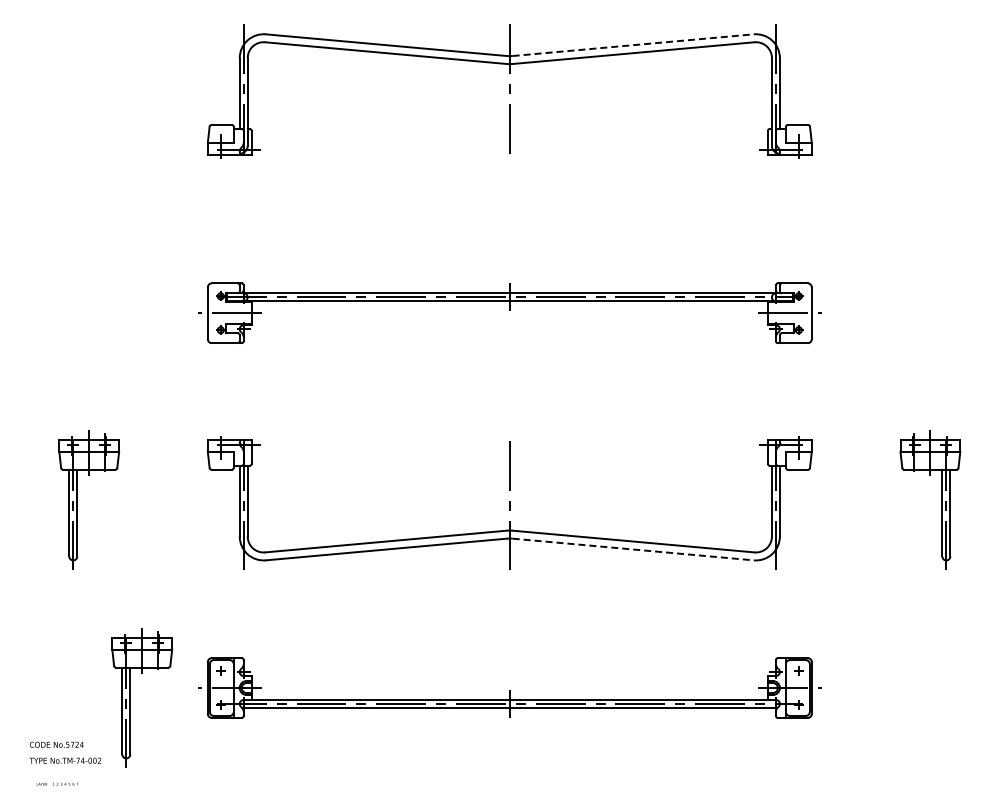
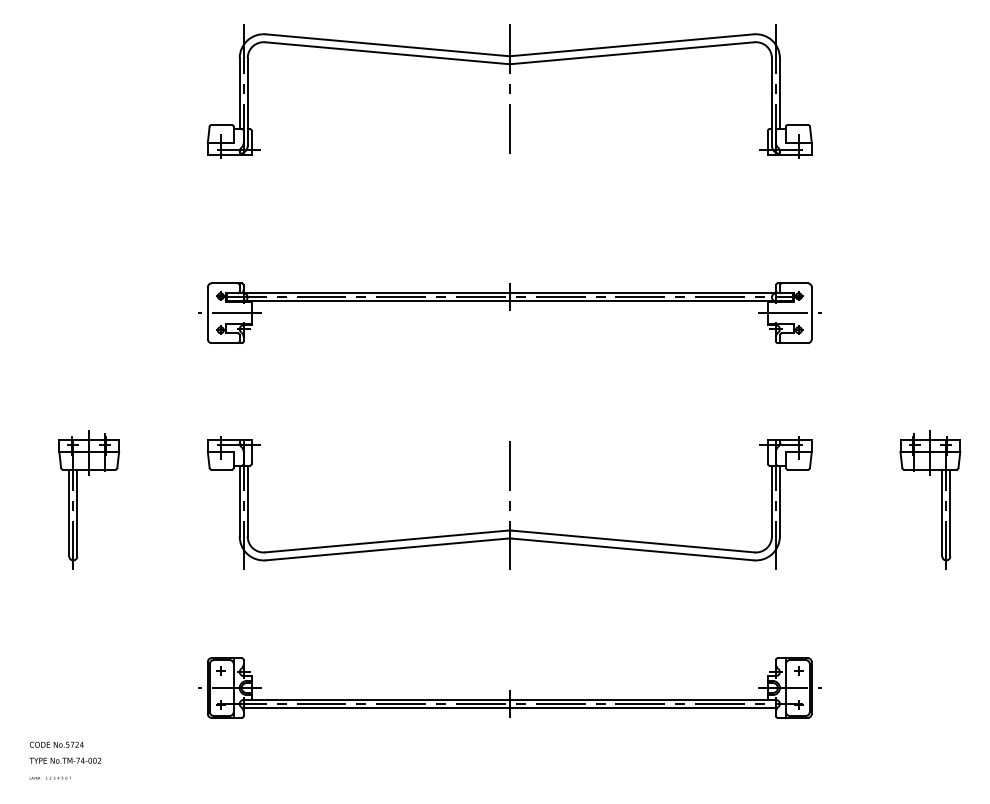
line: dashed -> solid (633, 45)
line: dashed -> solid (633, 549)
part: present -> none (130, 697)
text position: (57, 783) -> (50, 777) (50, 777)
